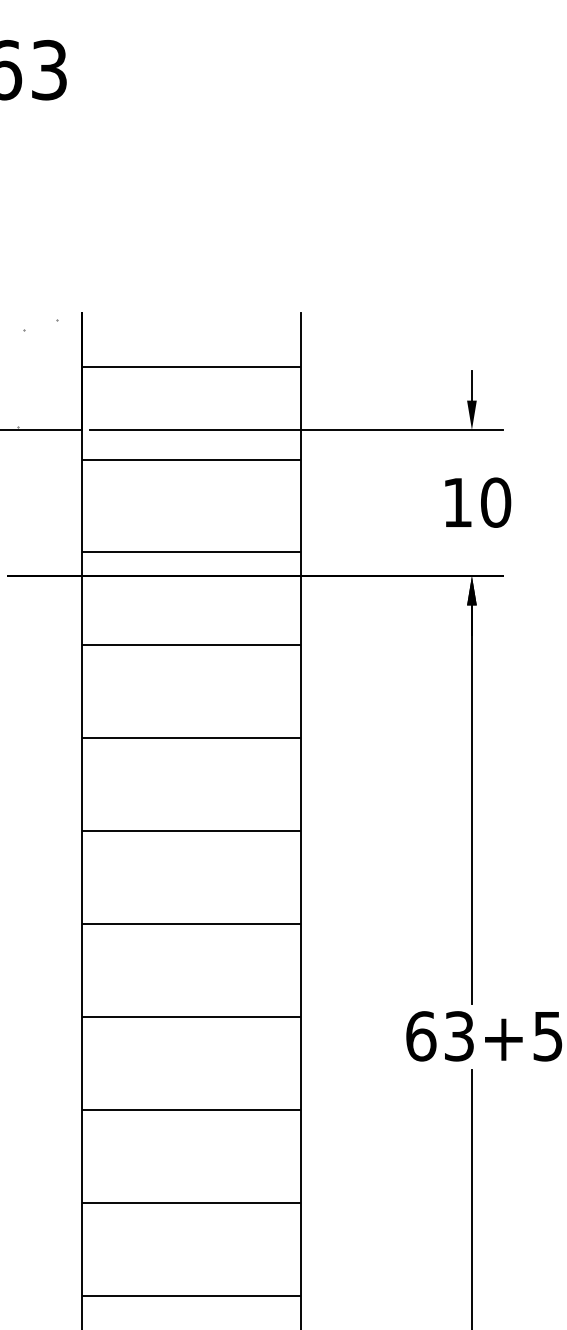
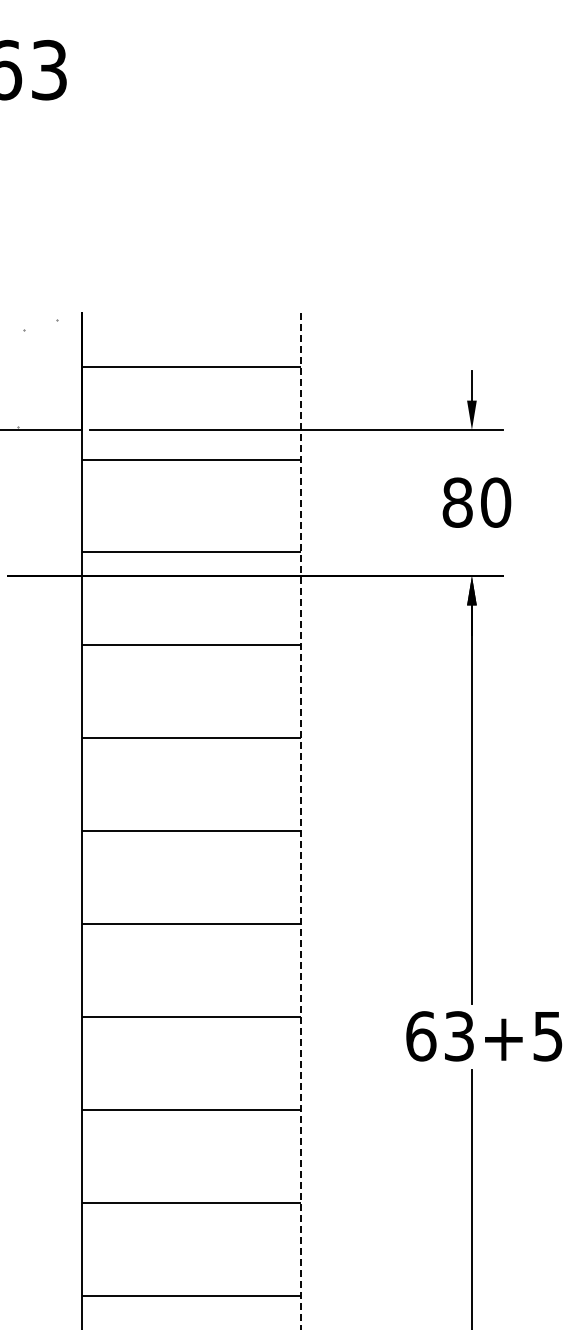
text: 10 -> 80 (457, 502)
line: solid -> dashed (301, 821)
